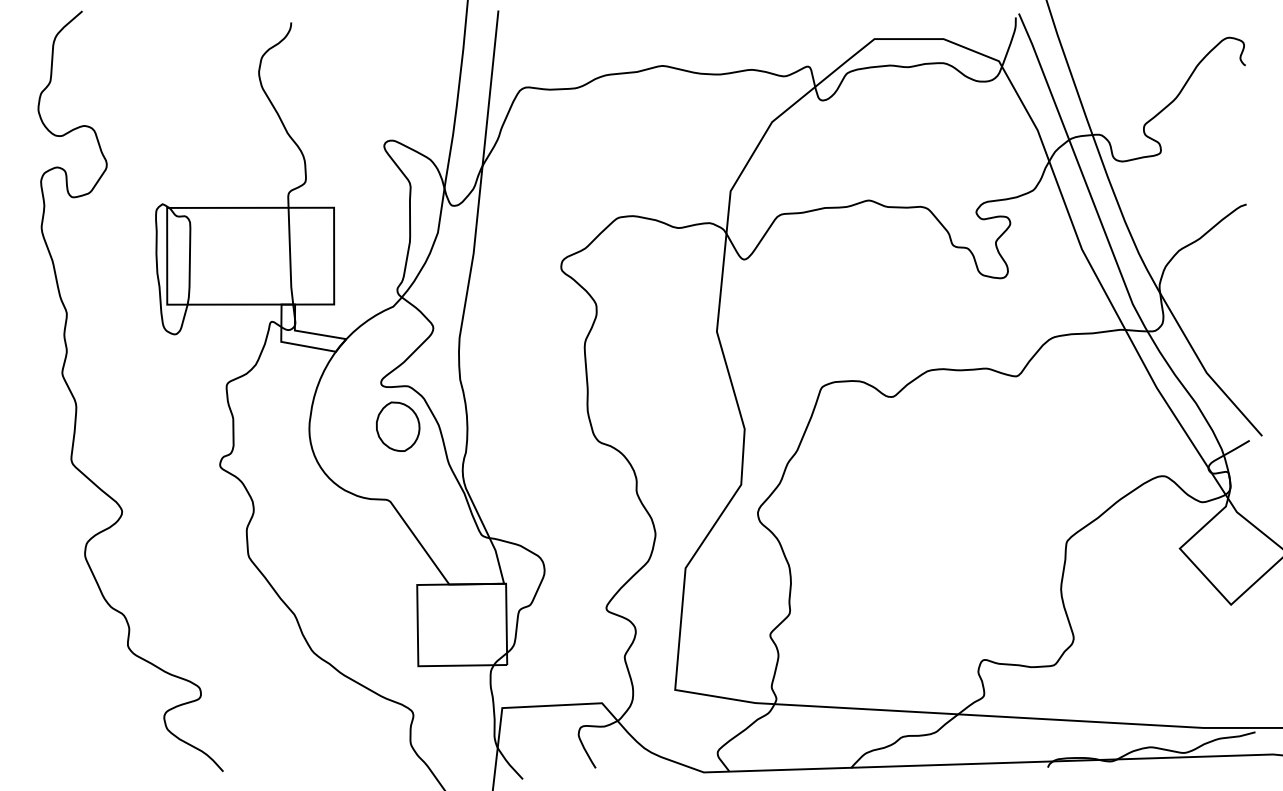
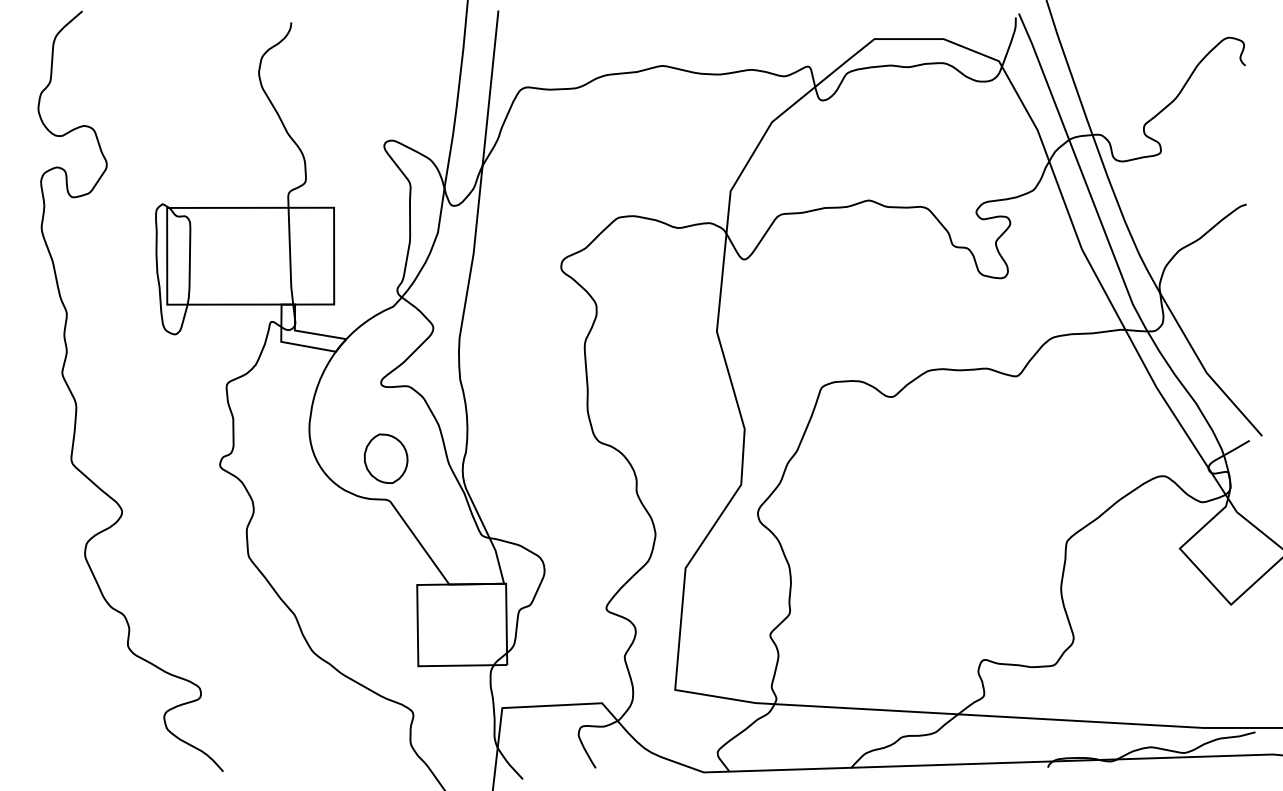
part position: (398, 426) -> (386, 458) (386, 458)
